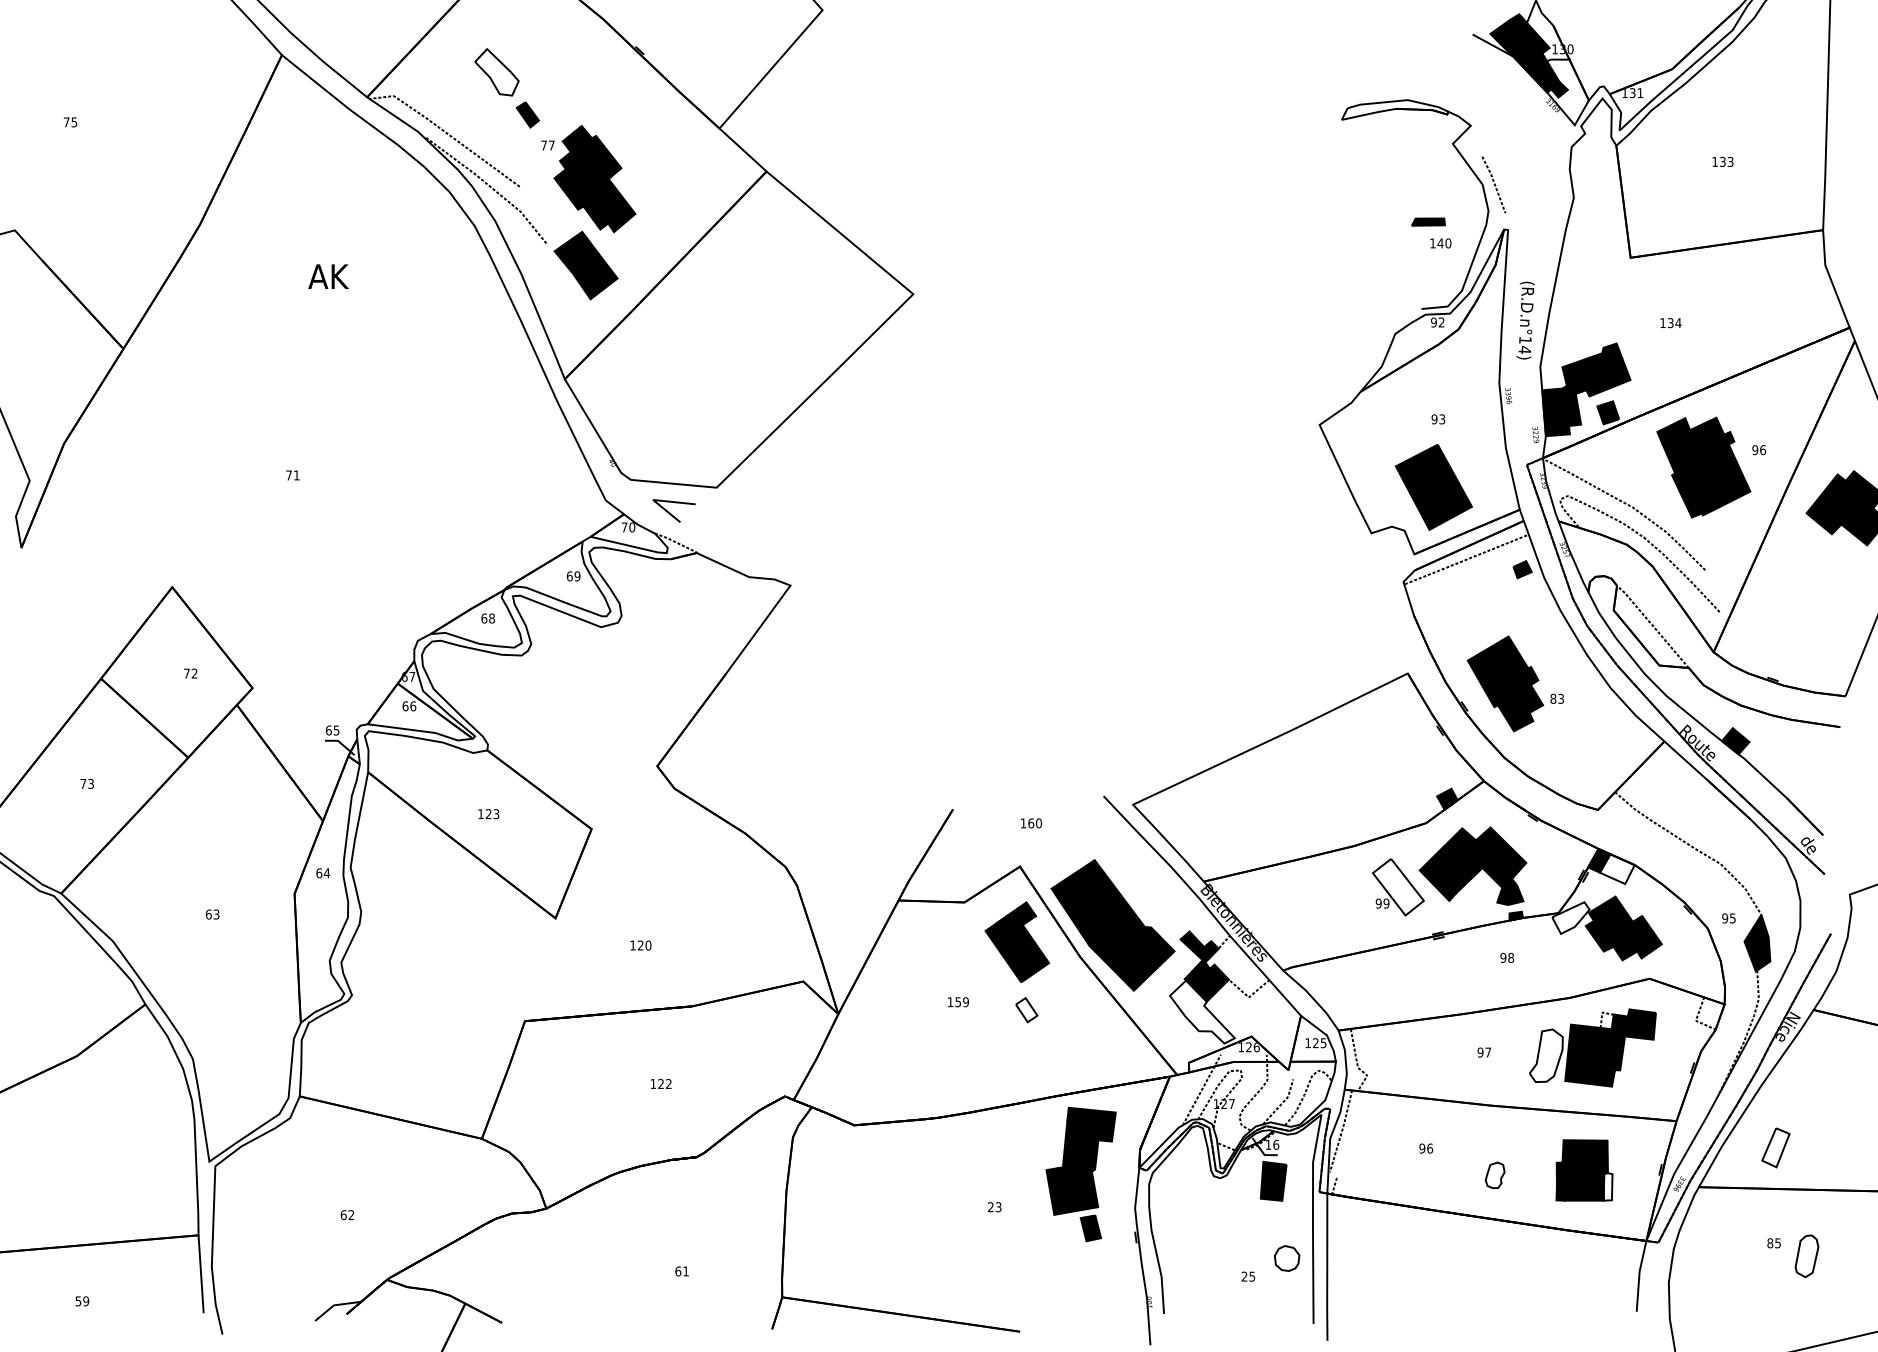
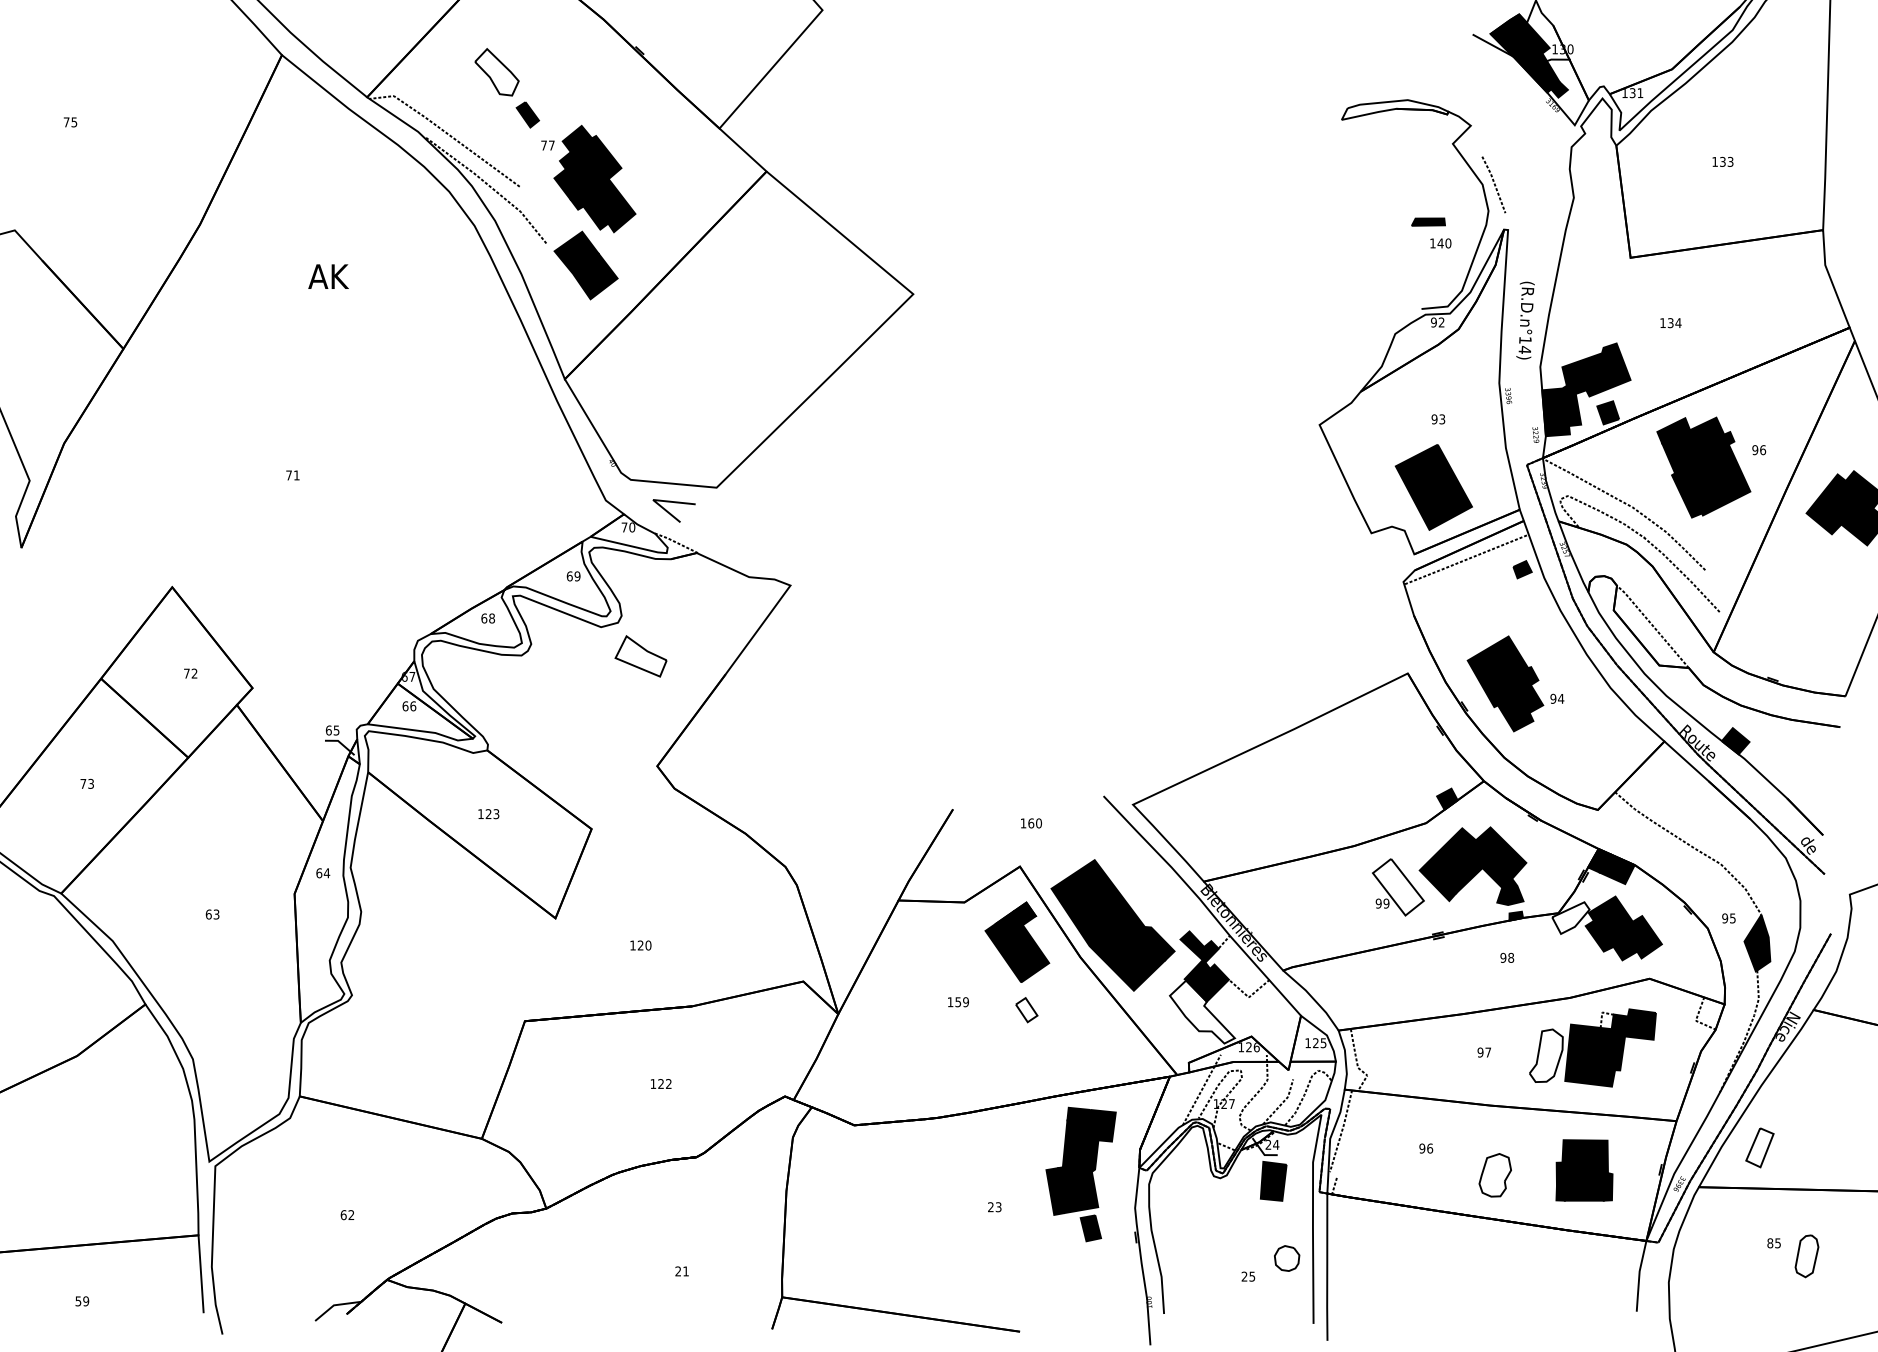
part: none -> present (640, 656)
text: 83 -> 94 (1557, 698)
fill: none -> present (1616, 869)
text: 16 -> 24 (1272, 1144)
part position: (1775, 1147) -> (1759, 1147) (1759, 1147)
part size: 22x29 px -> 34x45 px (1494, 1175)
fill: none -> present (1607, 1186)
text: 61 -> 21 (678, 1271)
